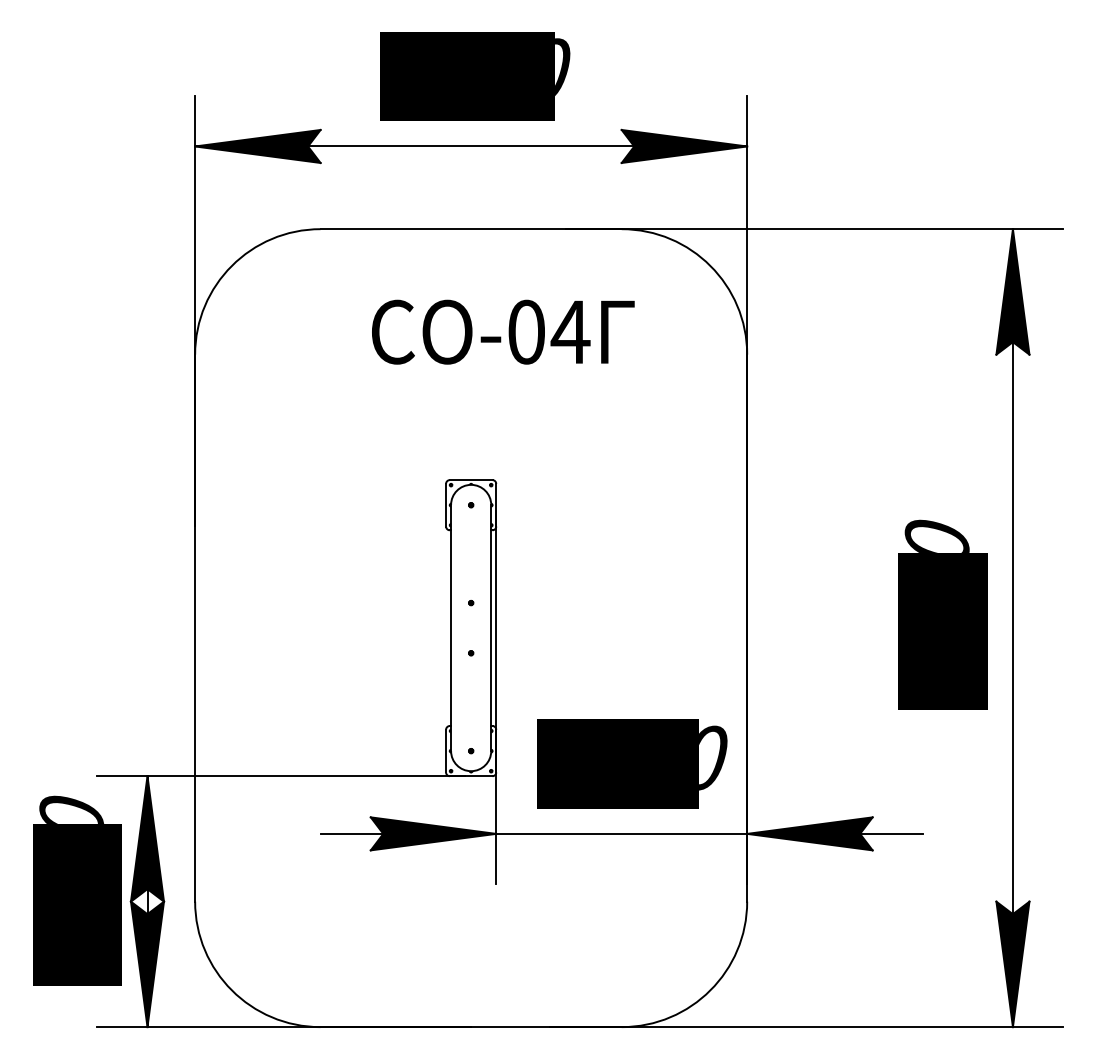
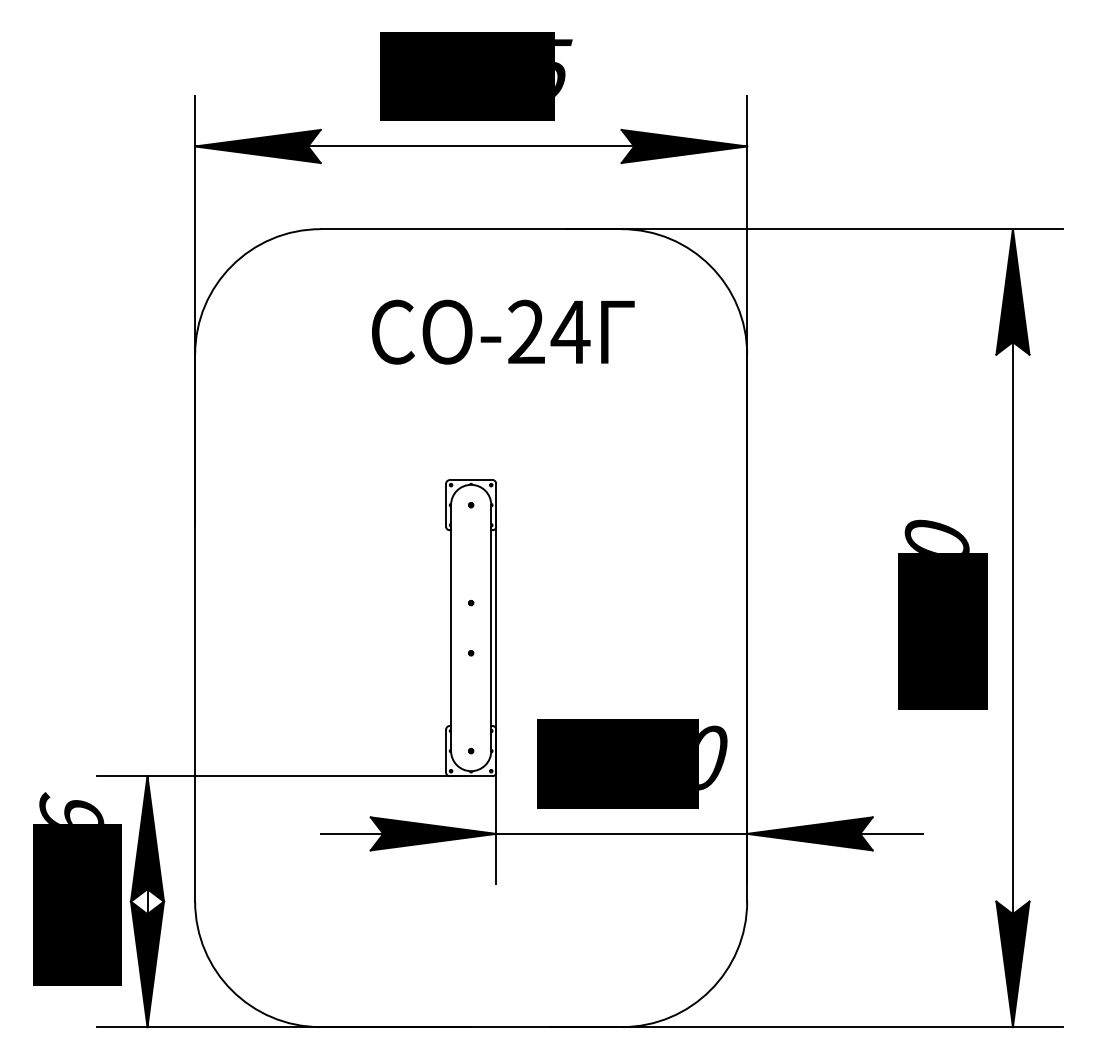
text: 2200 -> 2205 (563, 67)
text: -04 -> -24 (526, 331)
text: 1000 -> 1276 (71, 807)
